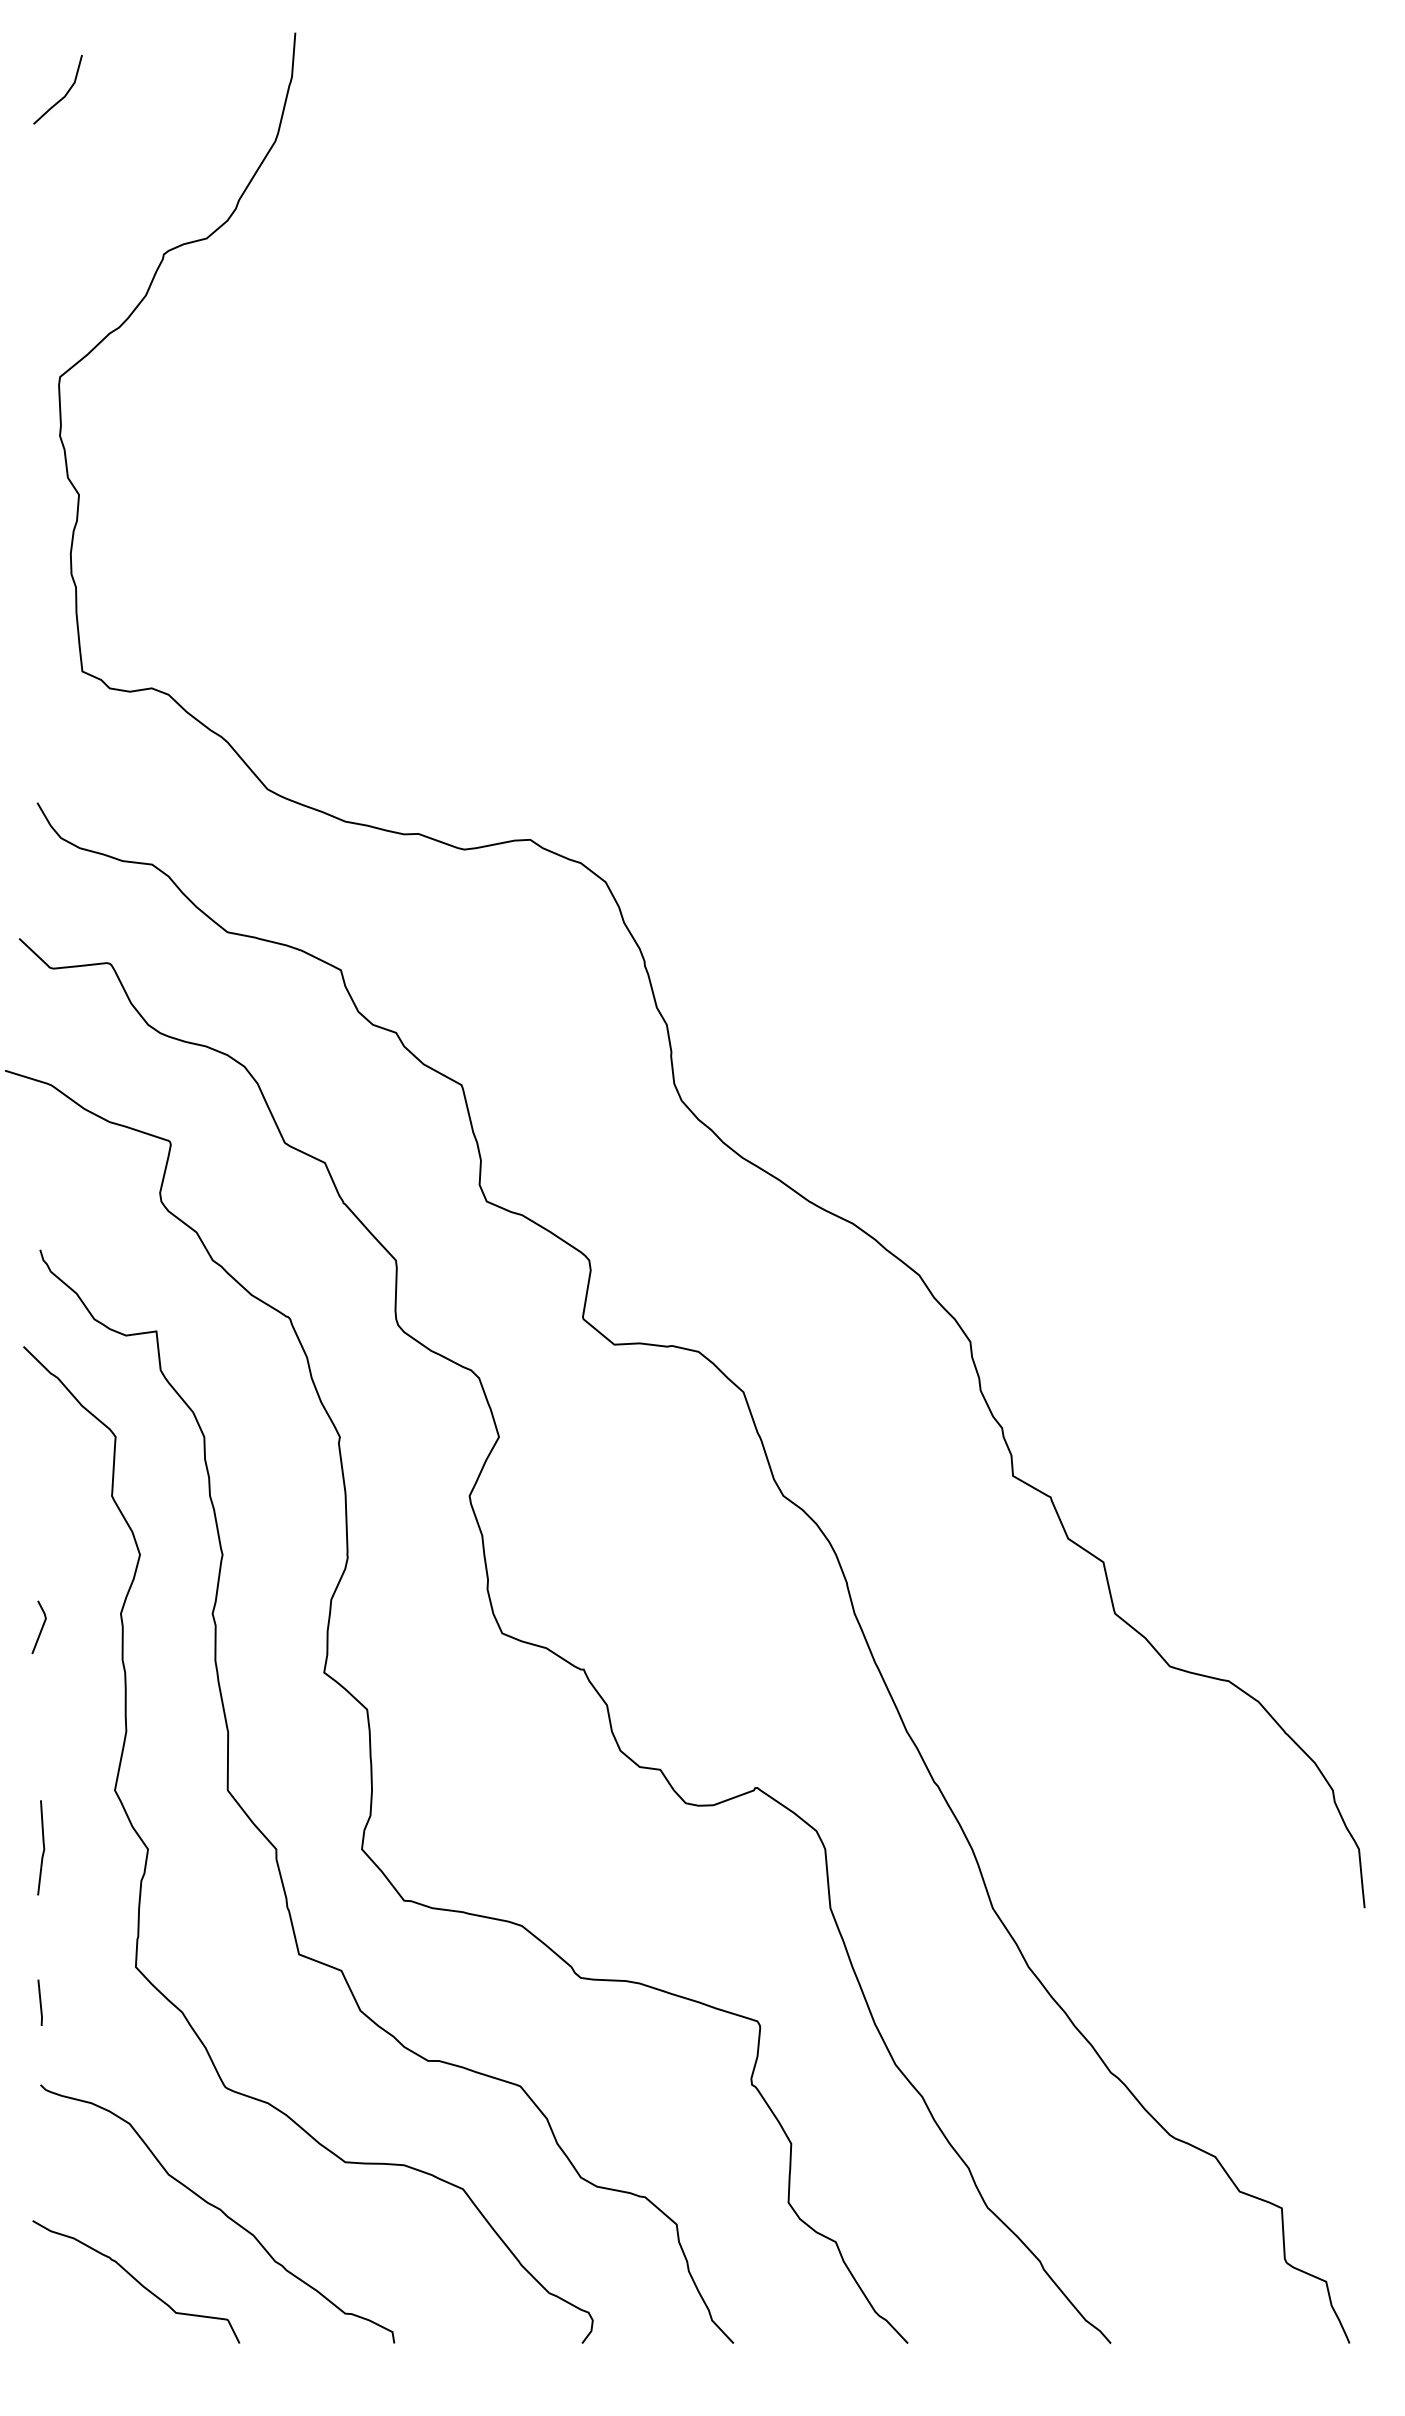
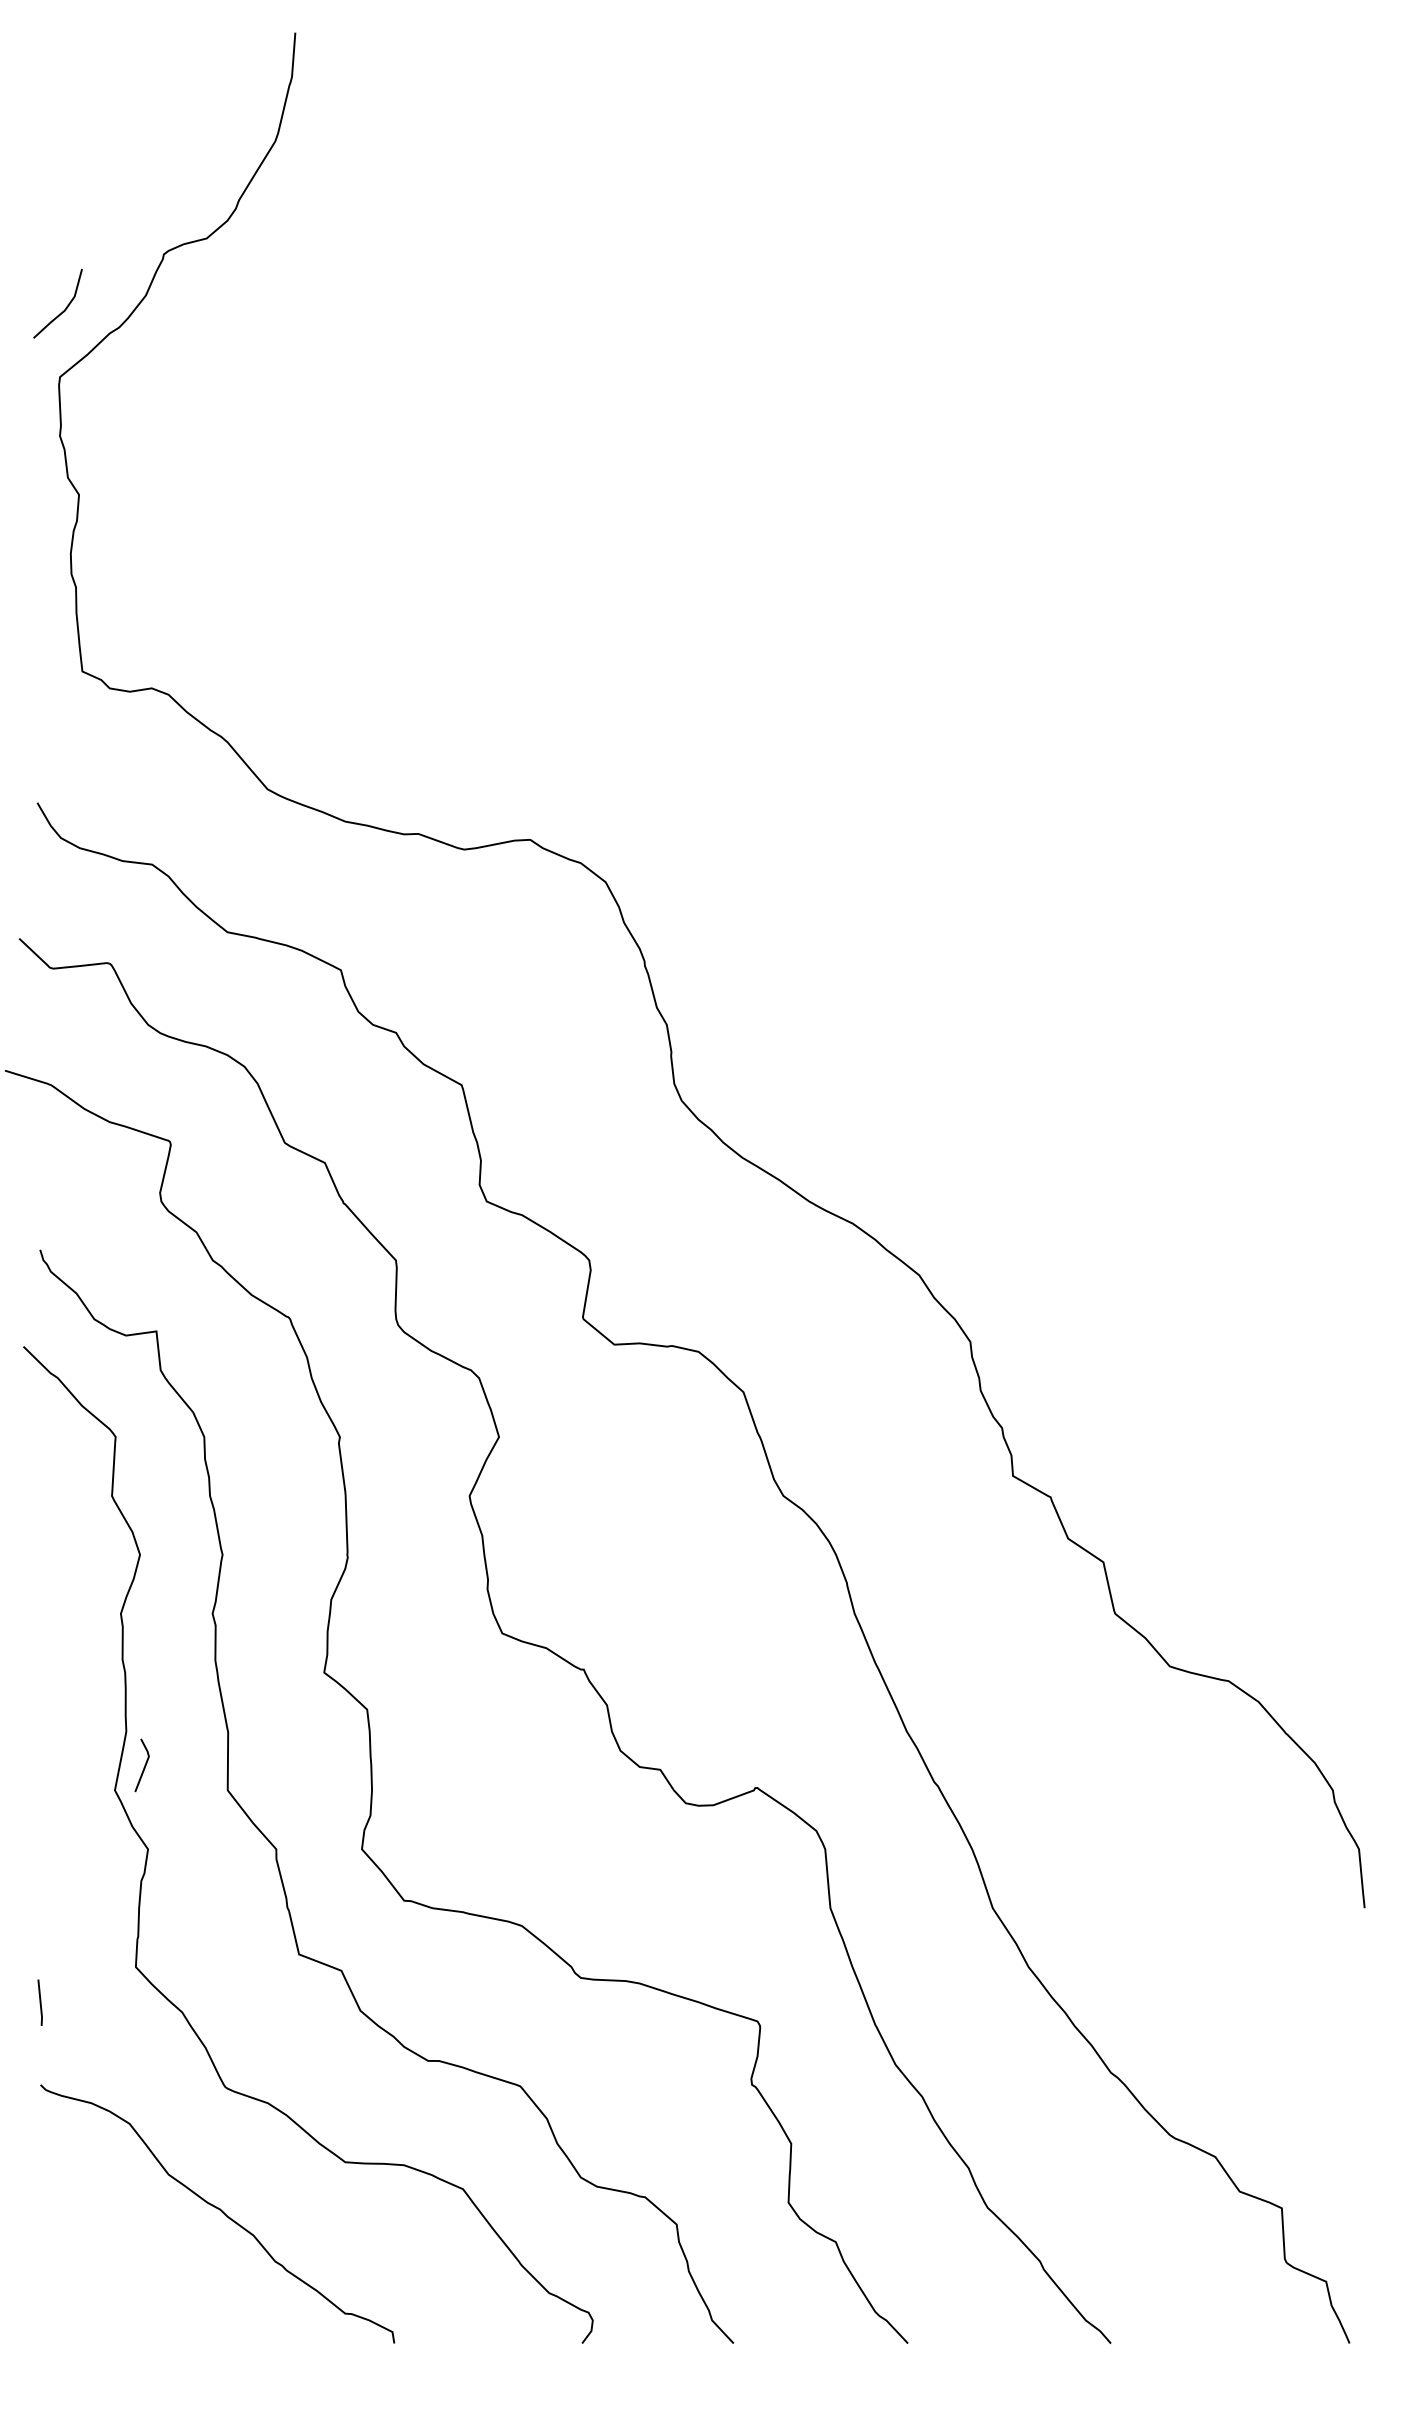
line position: (65, 93) -> (65, 307) (65, 307)
line position: (40, 1629) -> (143, 1767) (143, 1767)
line: present -> none (43, 1847)
curve: present -> none (136, 2281)
